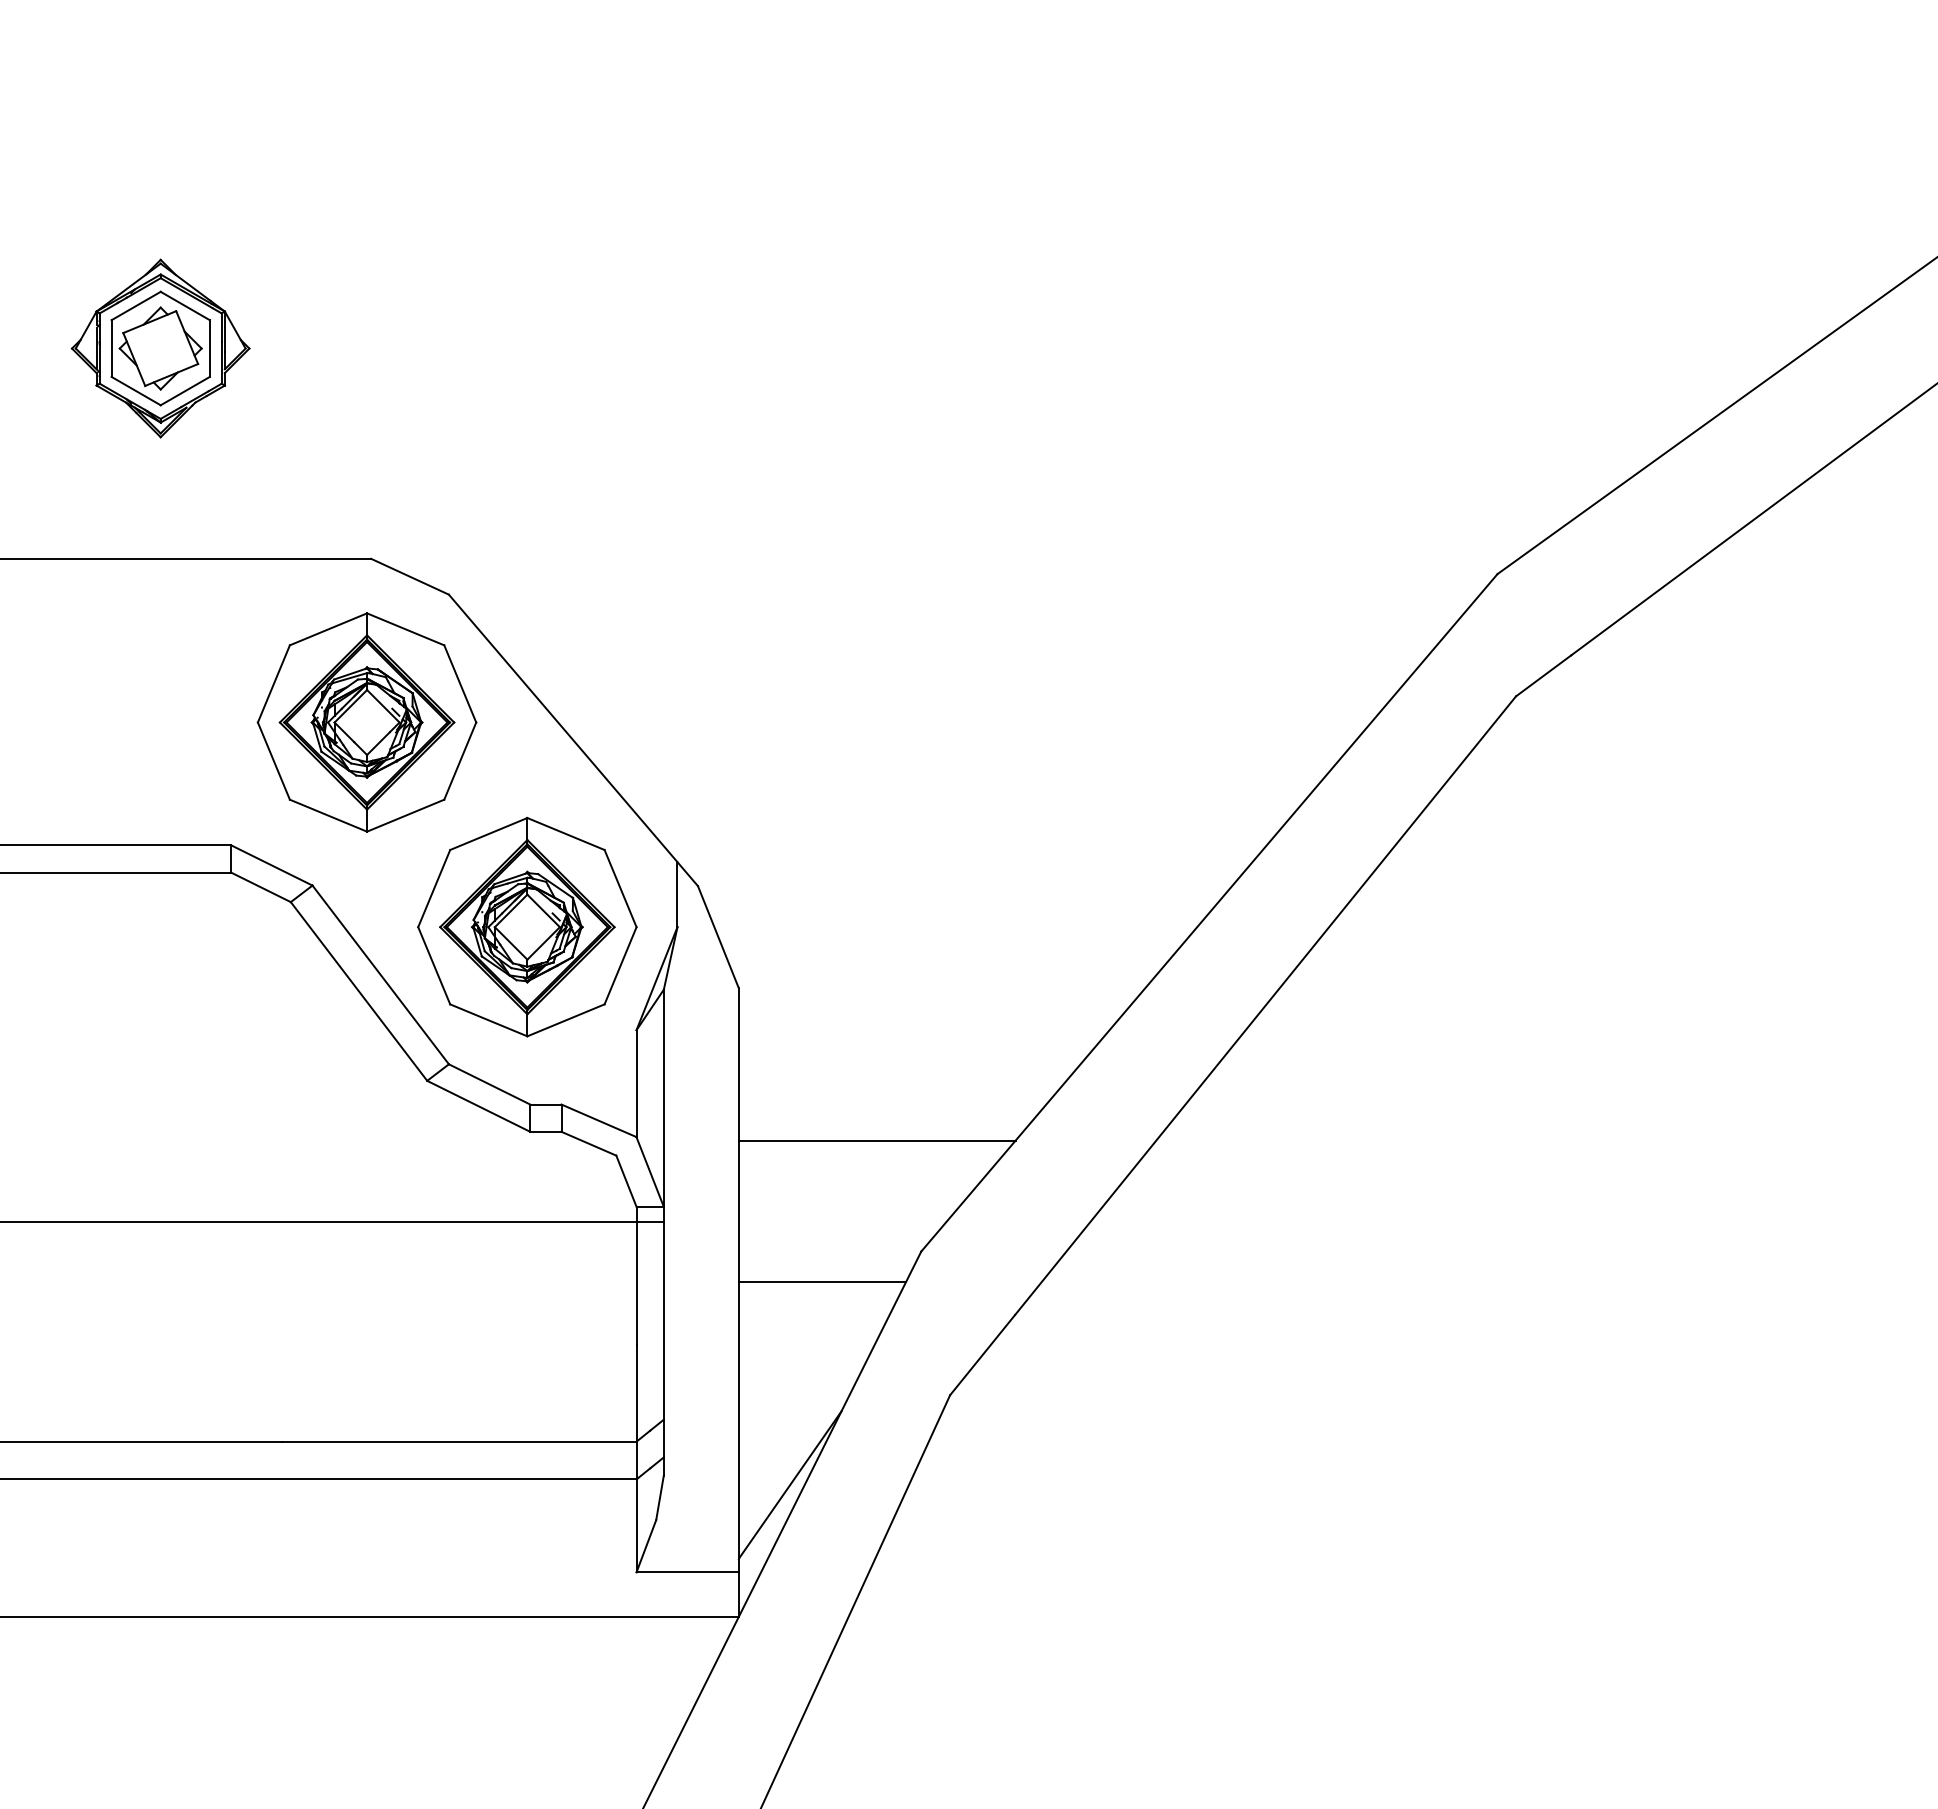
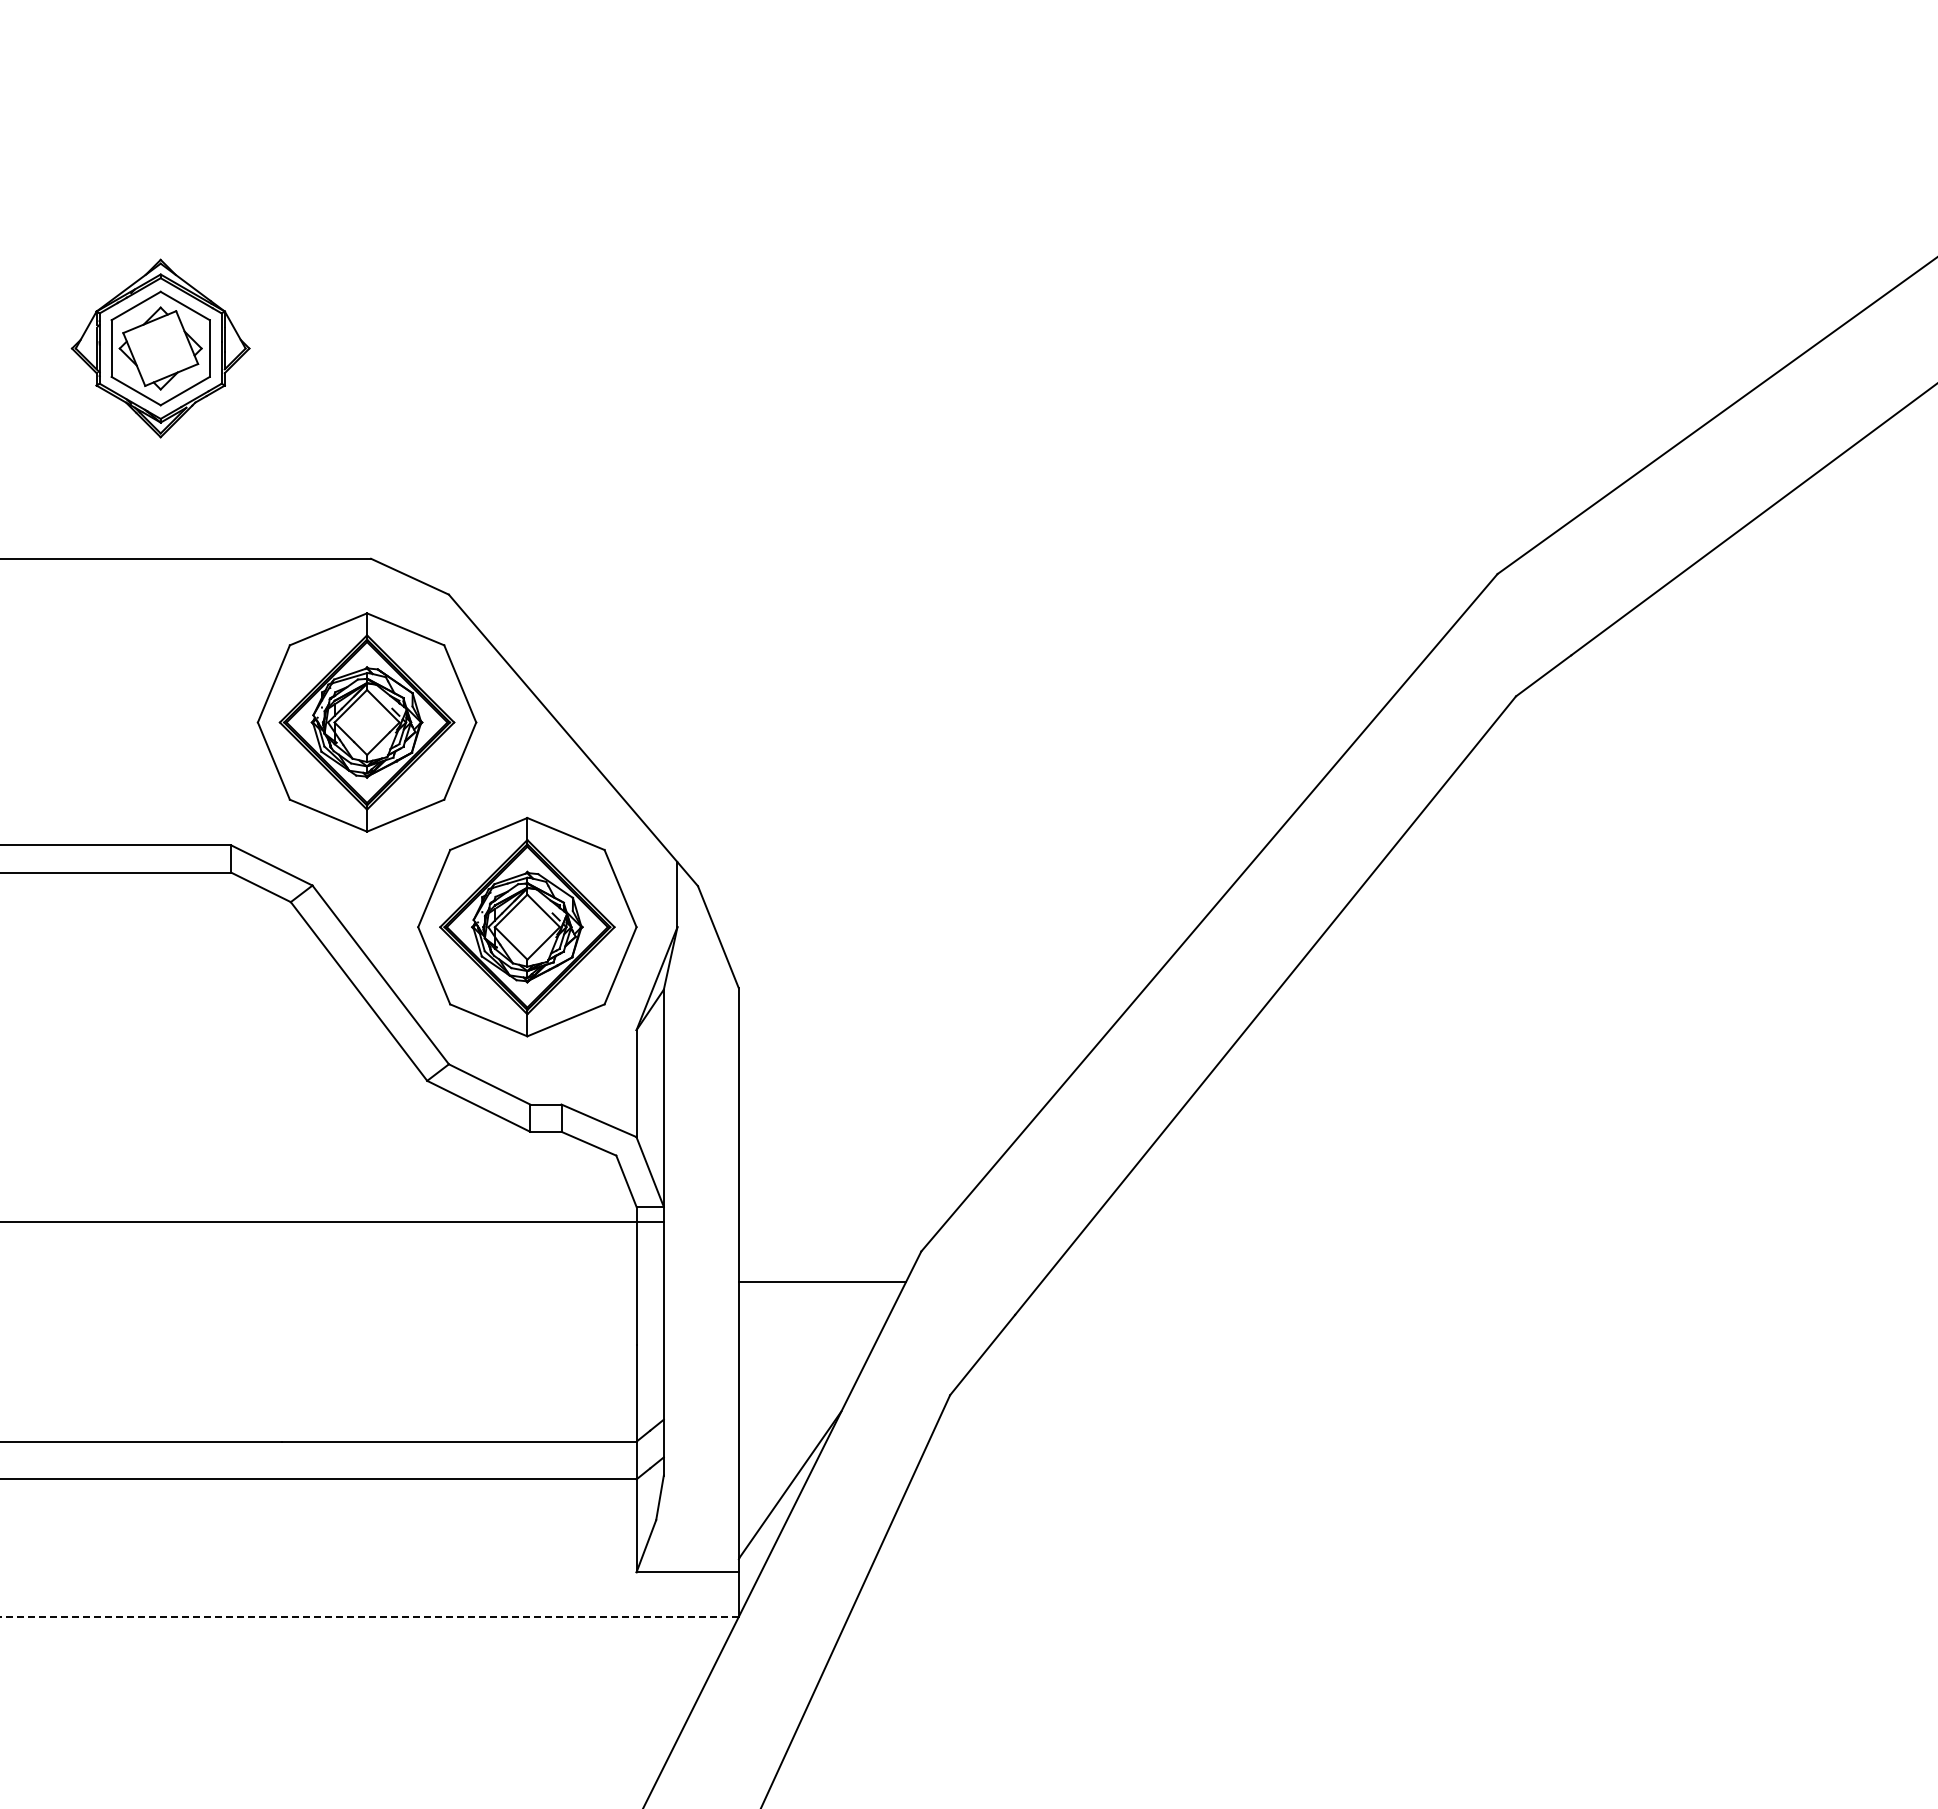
line: present -> none (876, 1140)
line: solid -> dashed (369, 1616)
